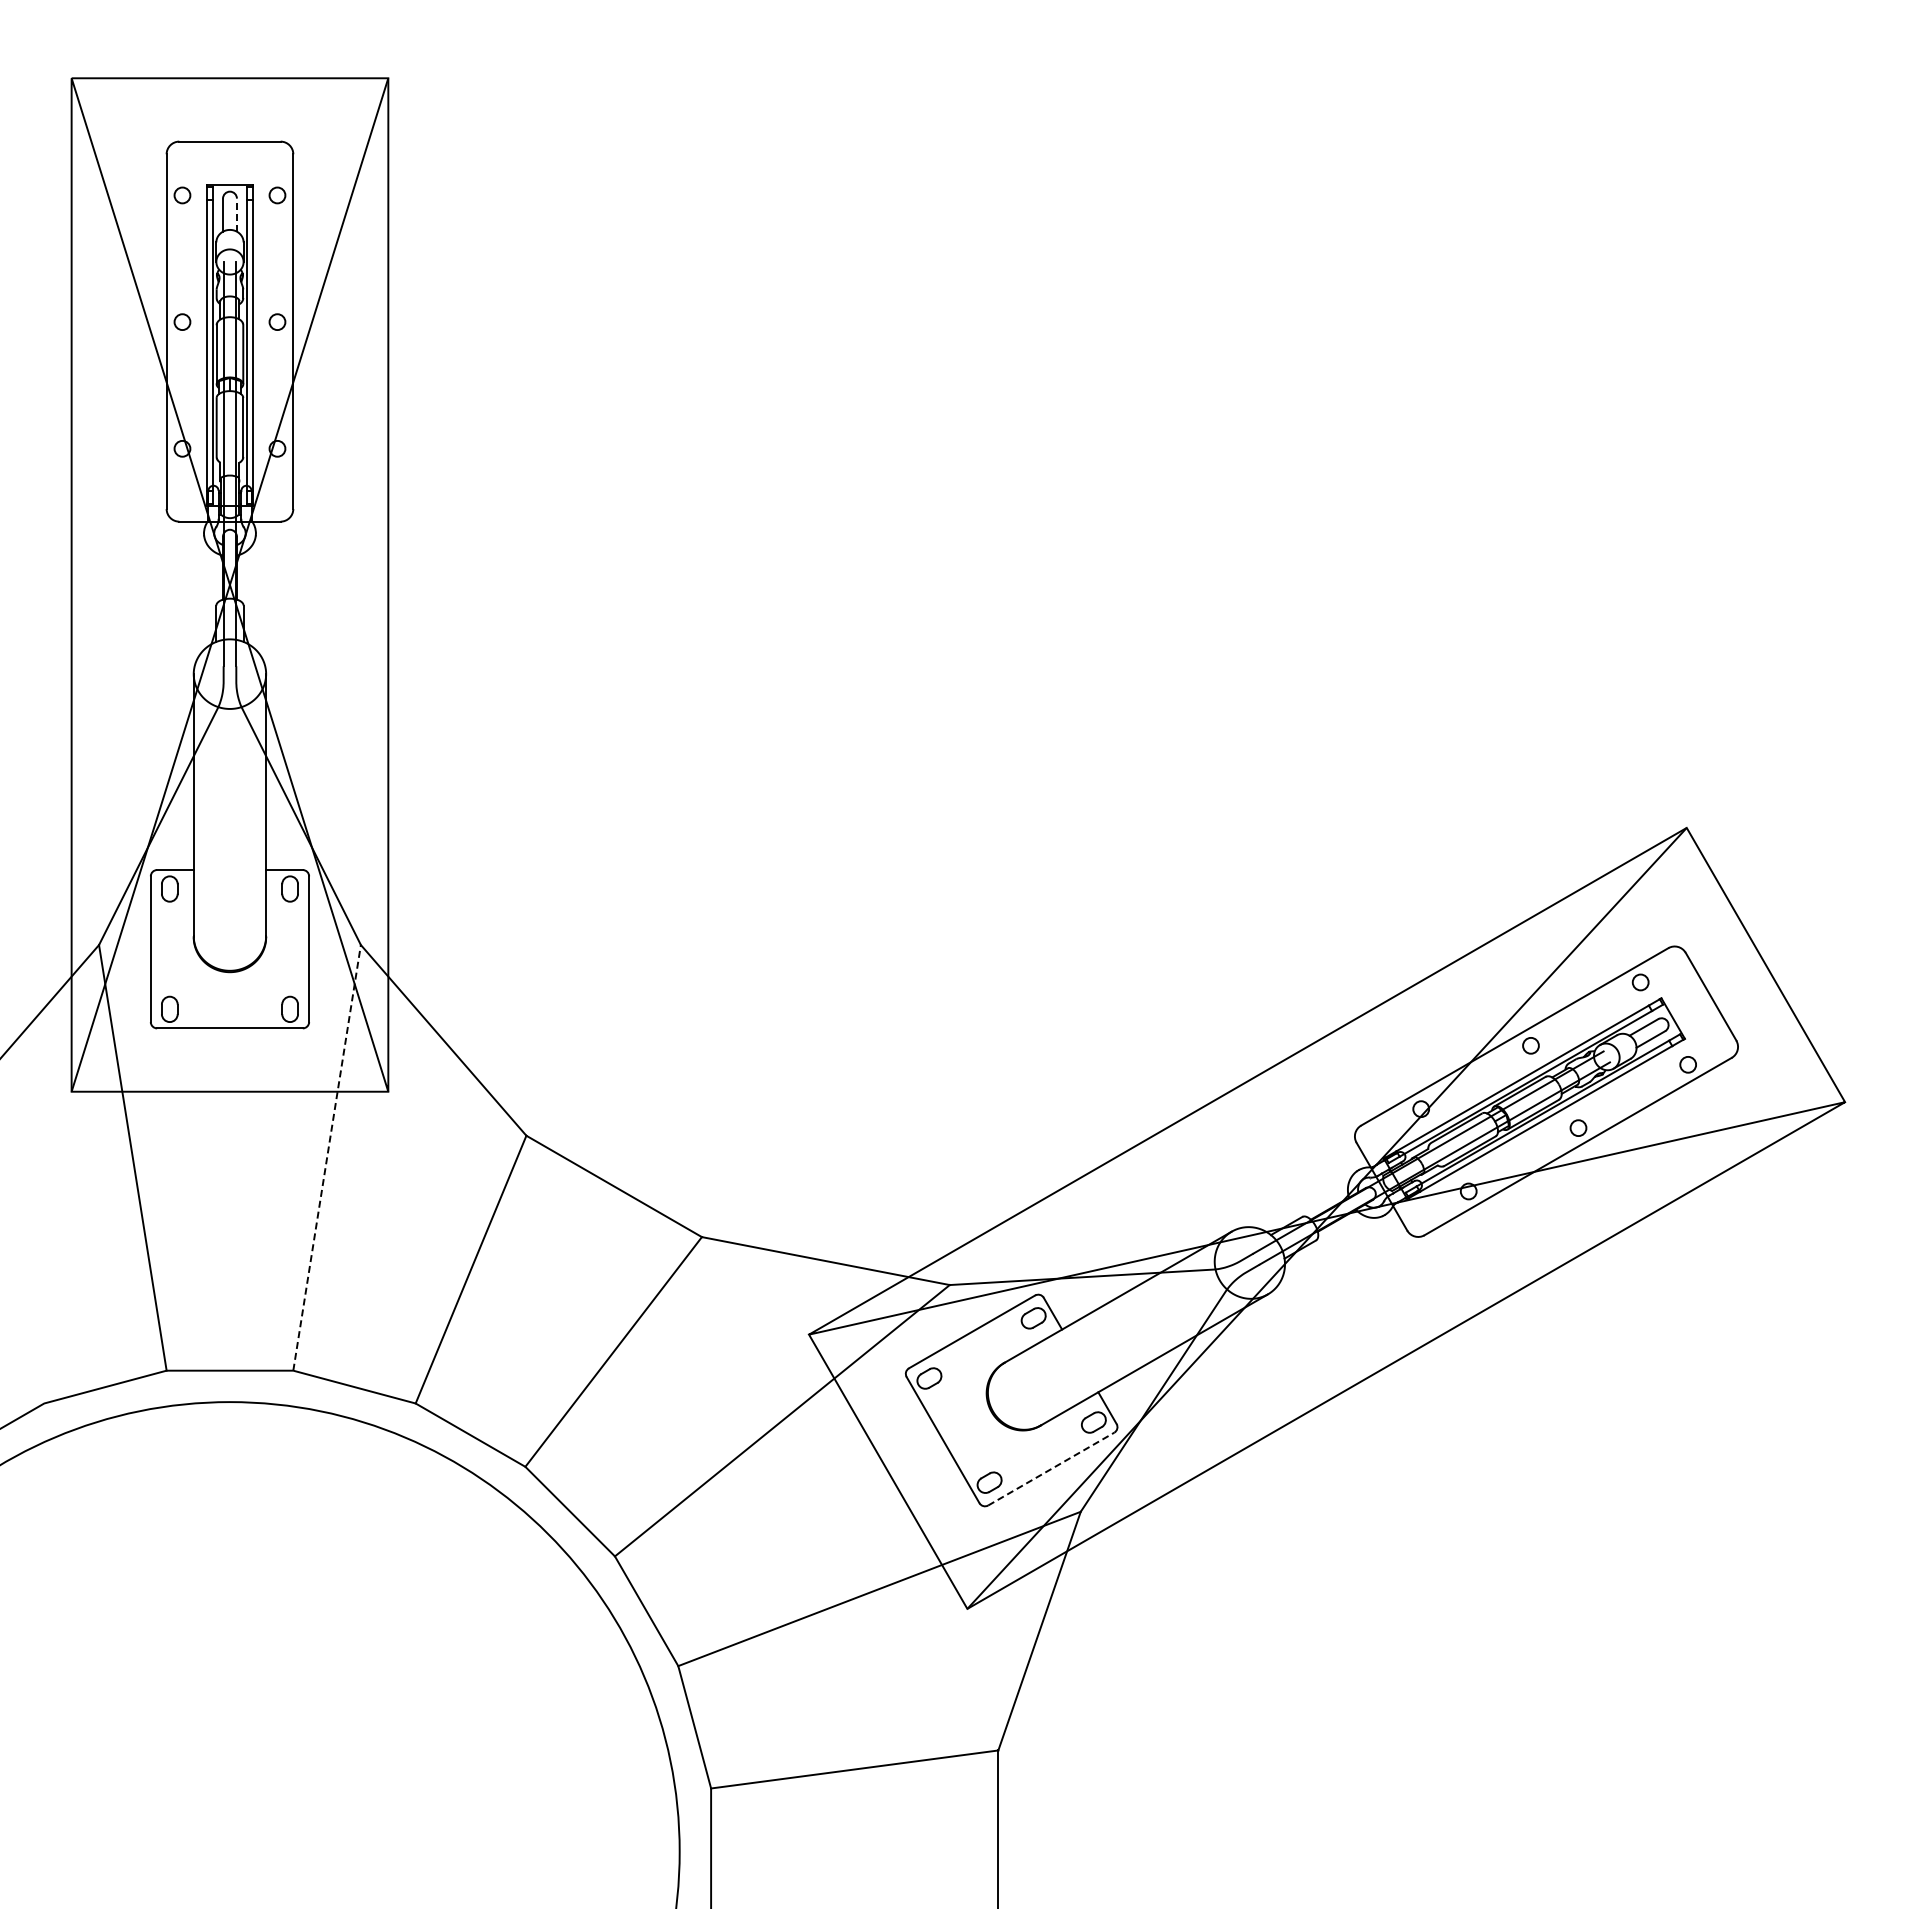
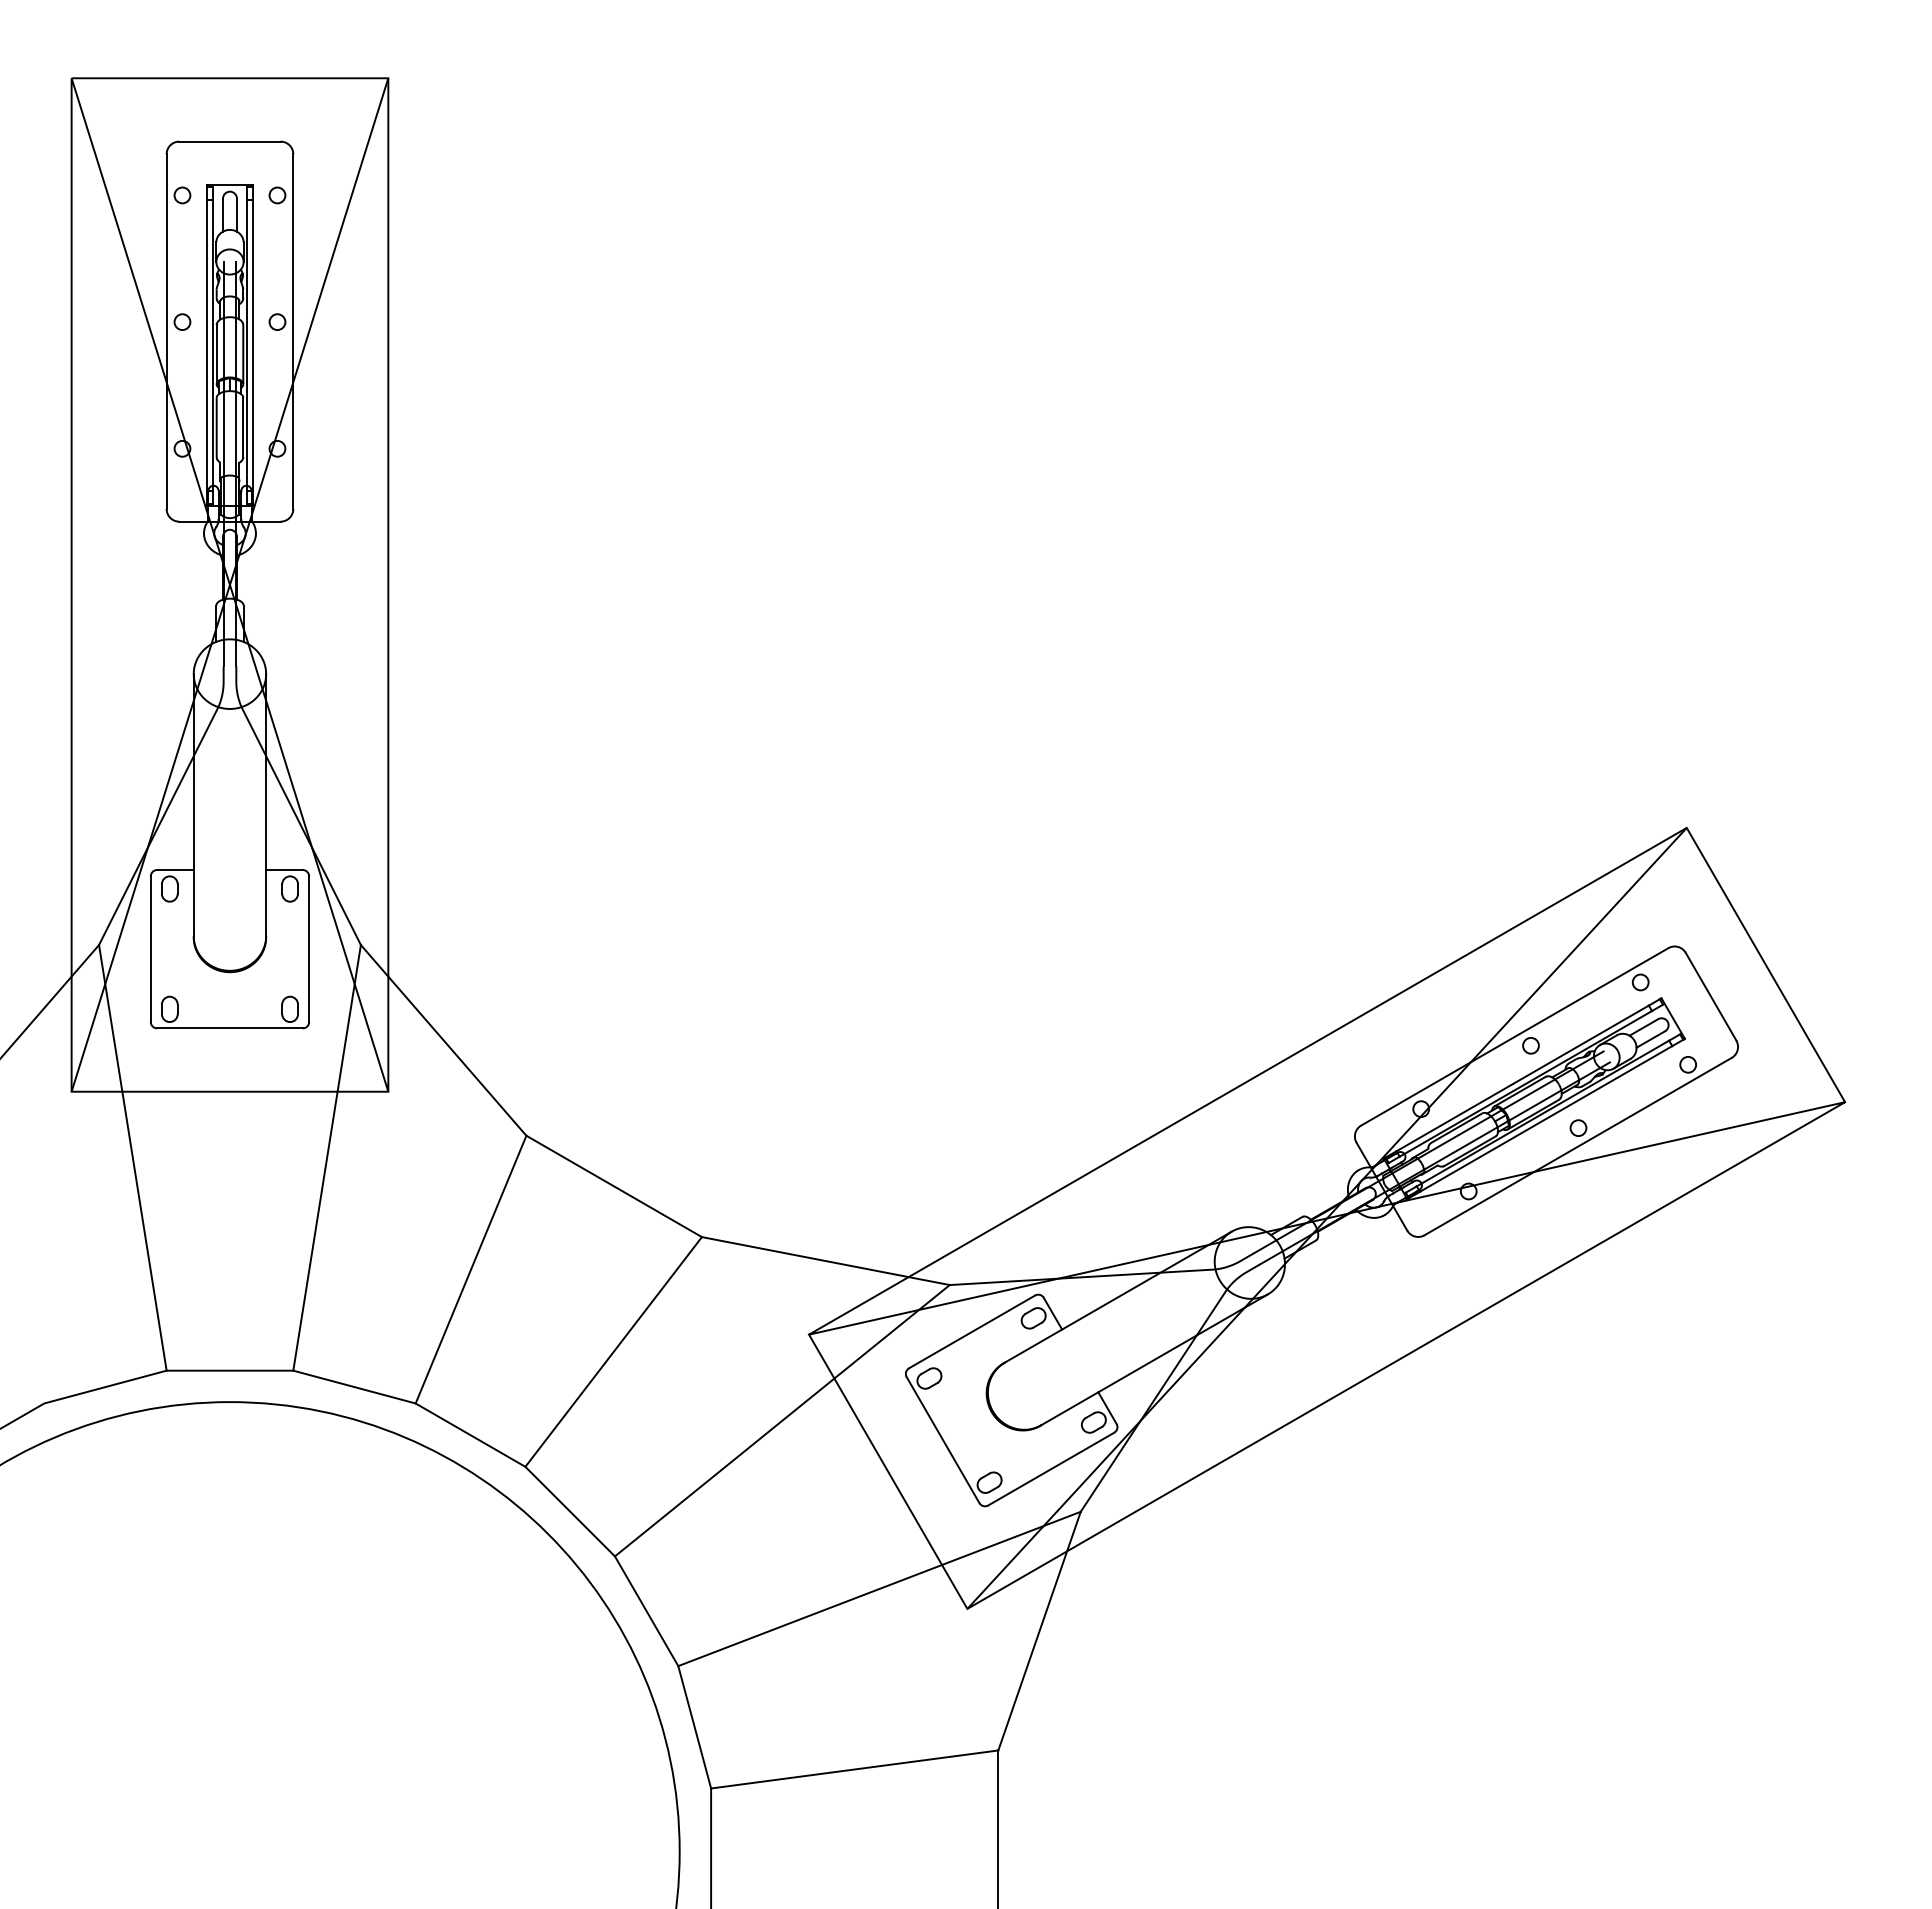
line: dashed -> solid (236, 215)
line: dashed -> solid (327, 1157)
line: dashed -> solid (1051, 1469)
